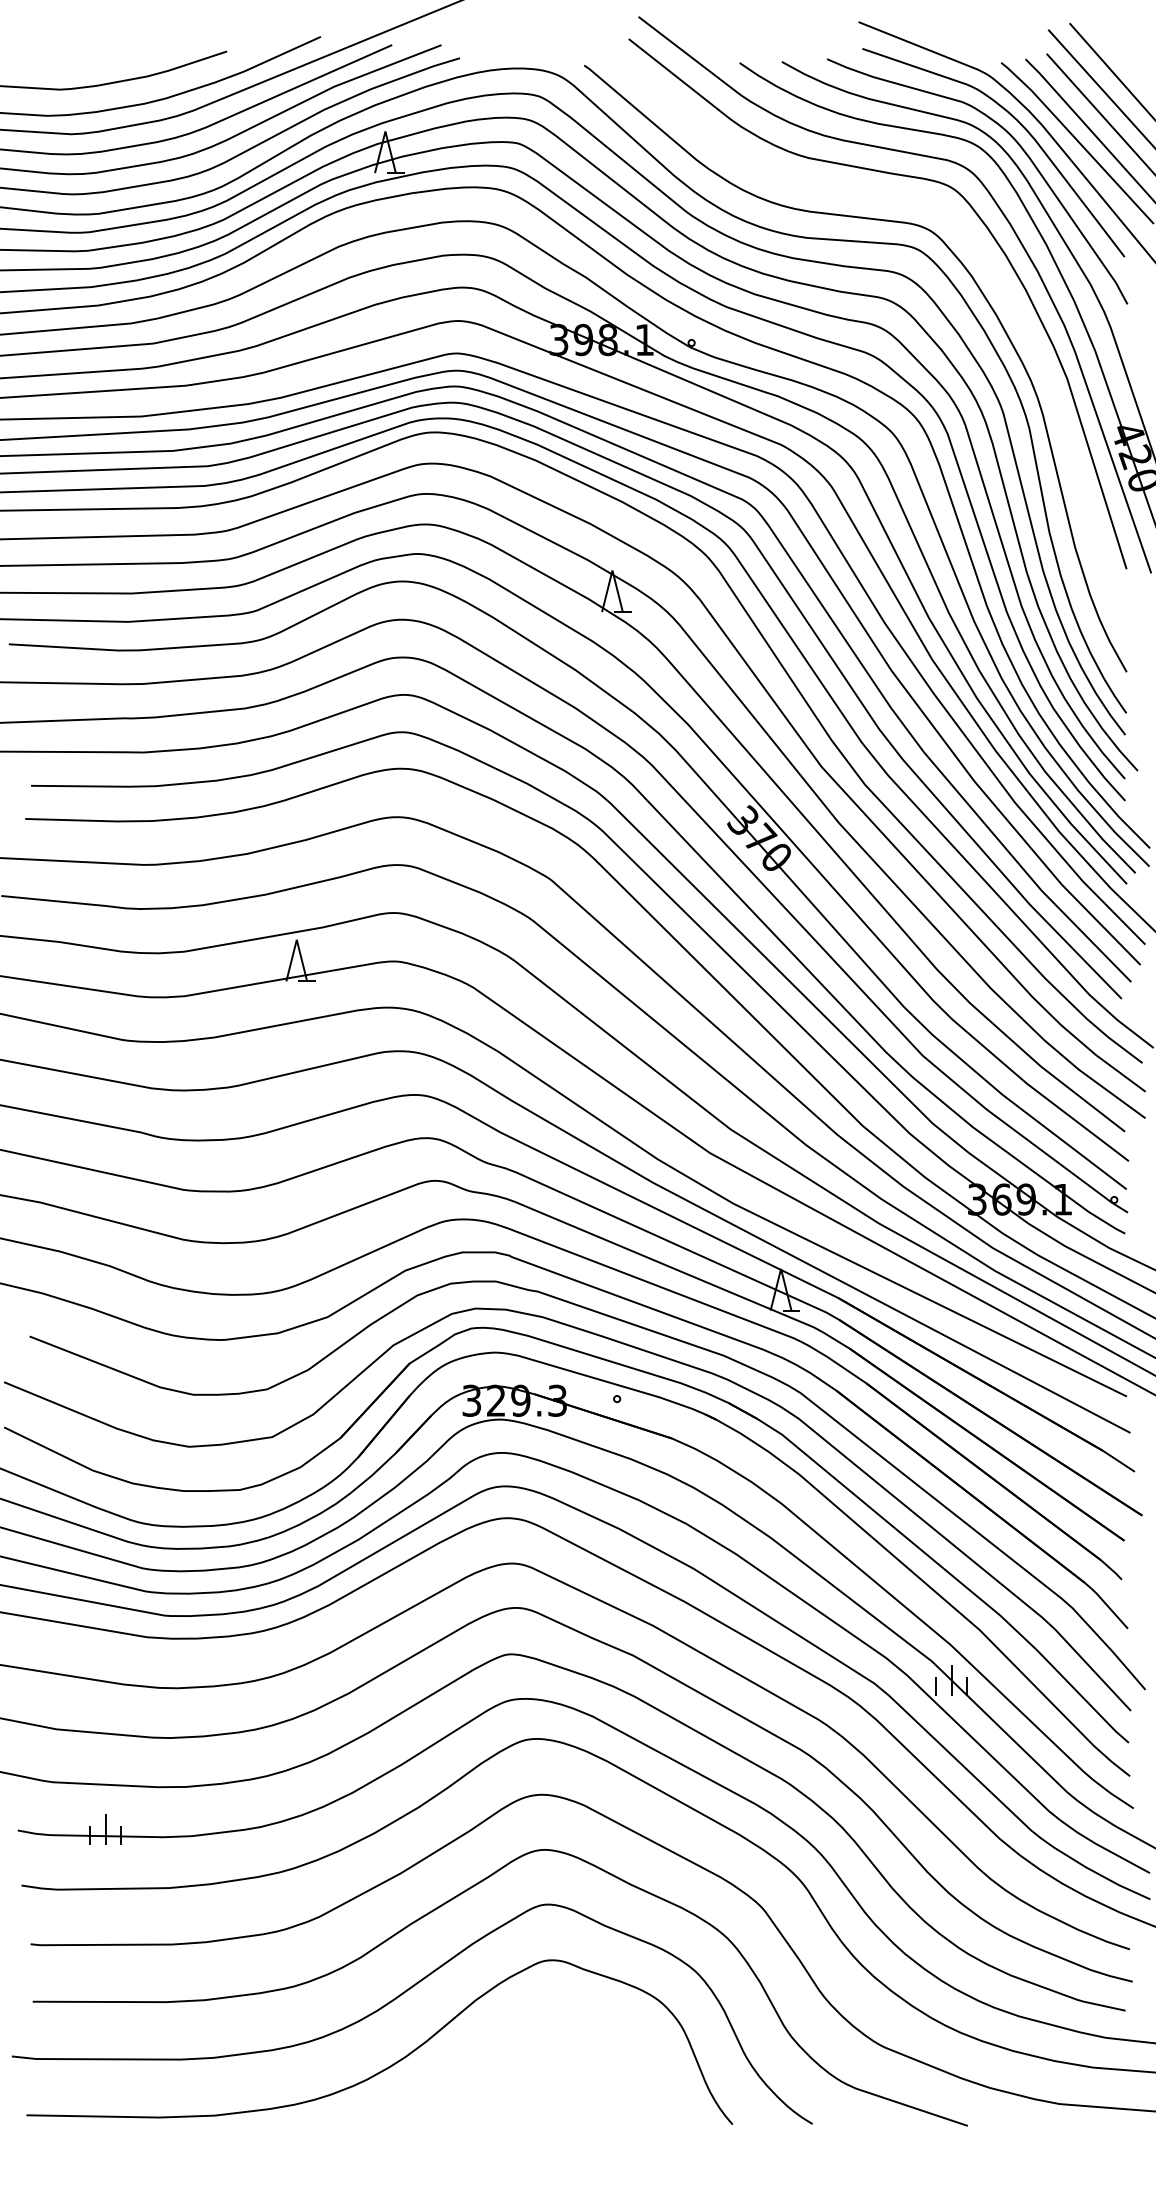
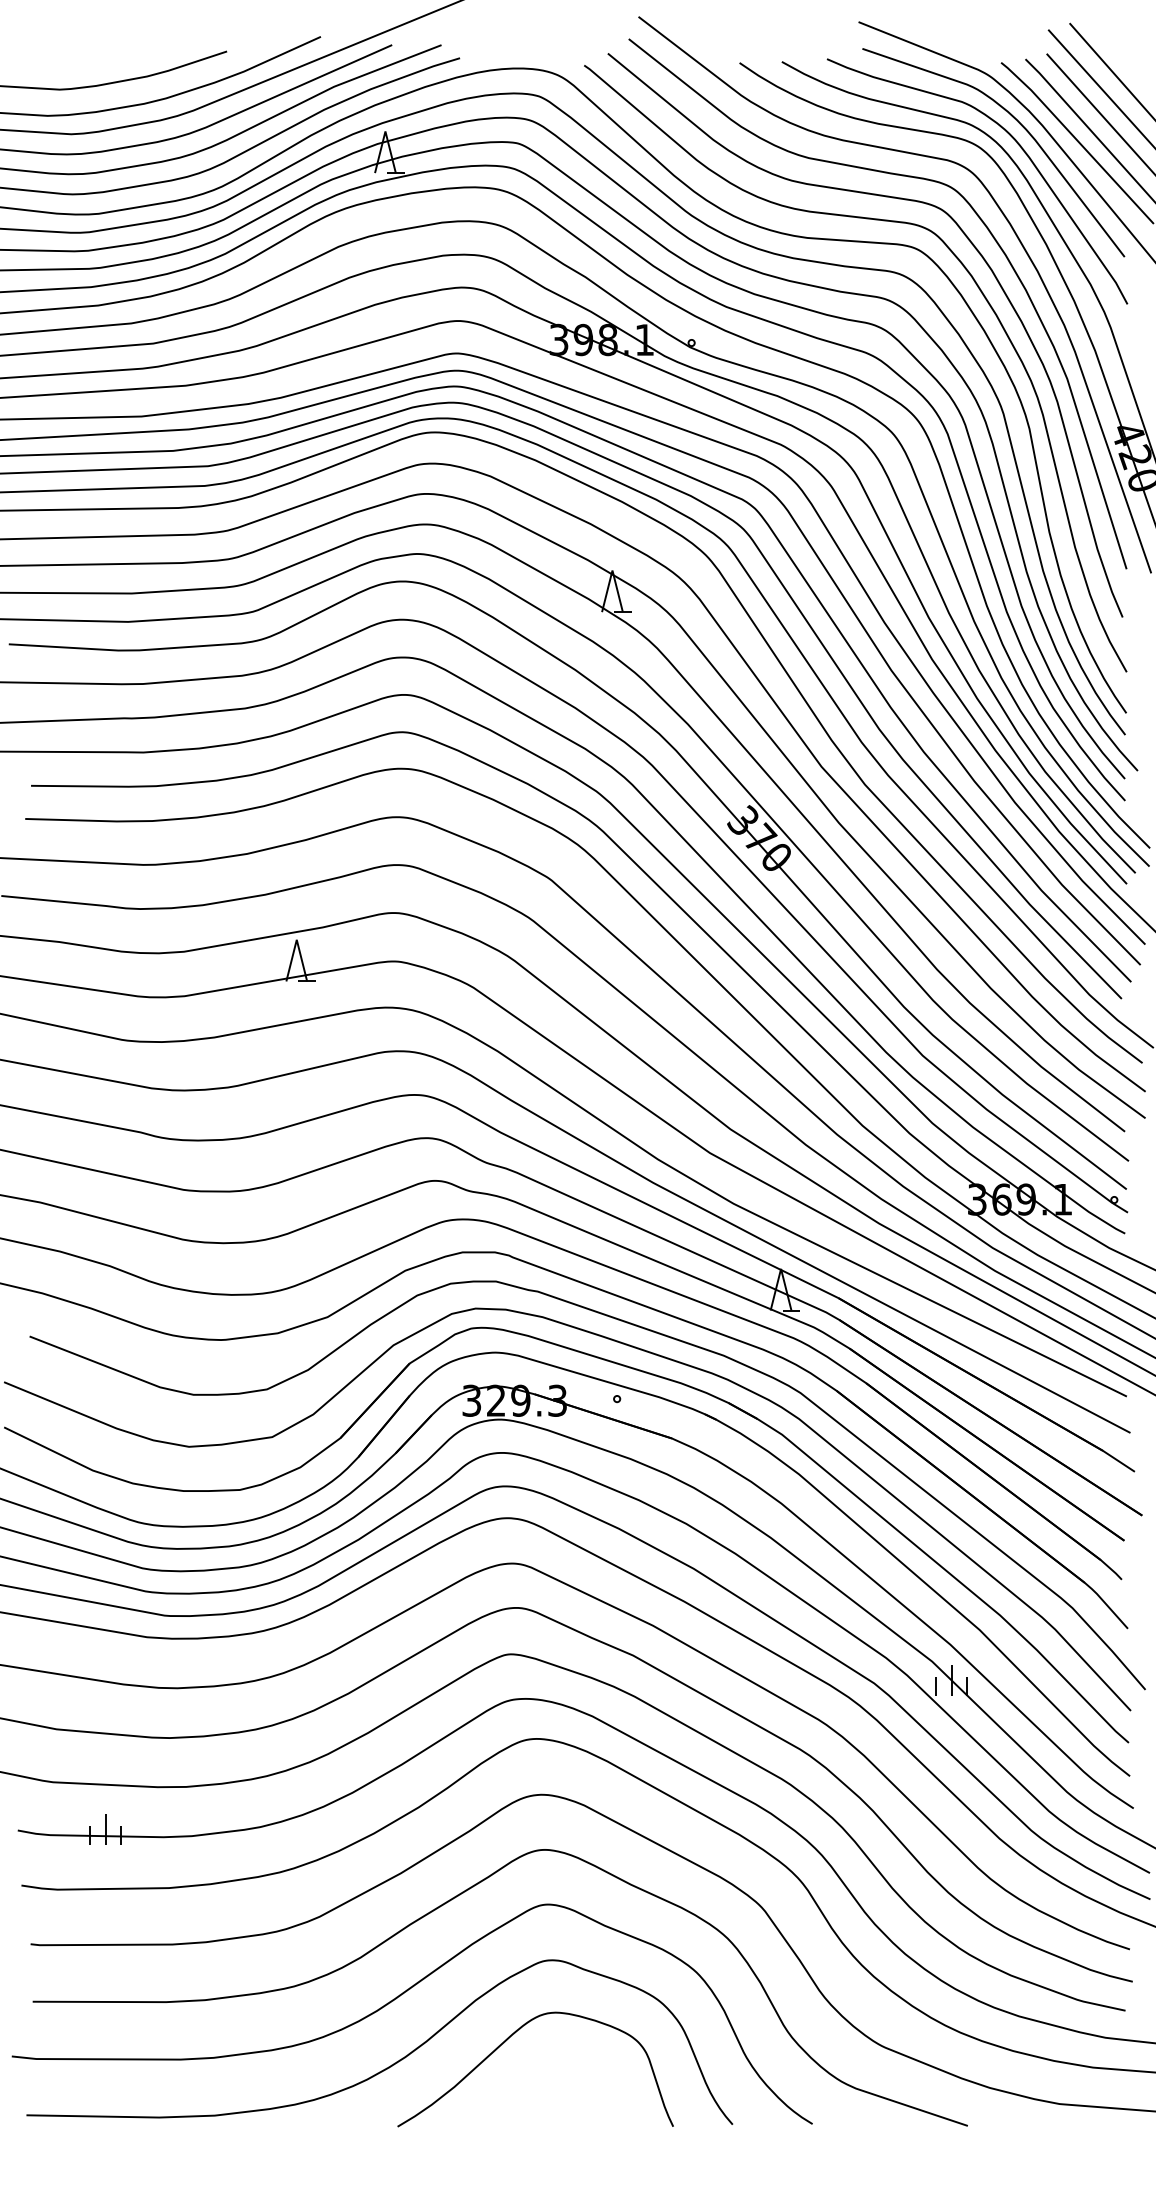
curve: none -> present (977, 252)
curve: none -> present (507, 2040)
